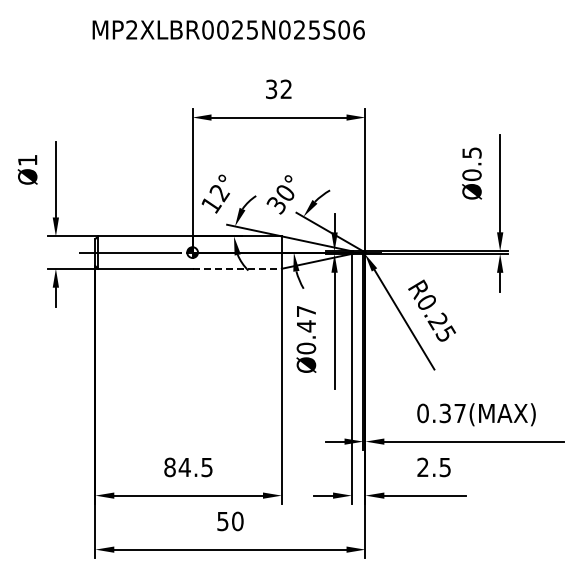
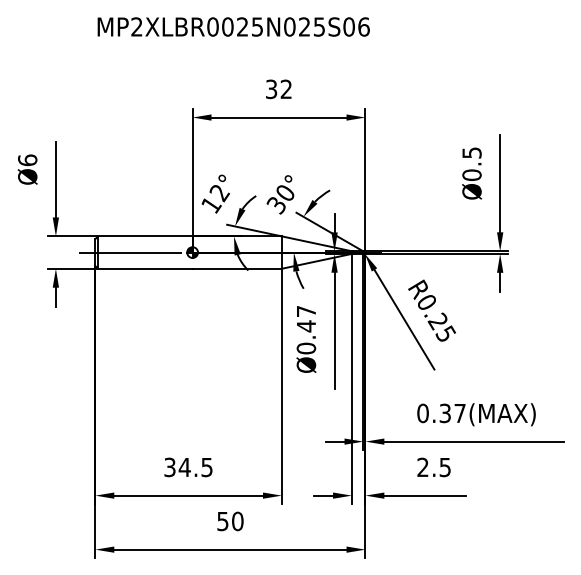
text position: (228, 29) -> (233, 26) (233, 26)
text: Ø1 -> Ø6 (27, 160)
line: dashed -> solid (237, 268)
text: 84.5 -> 34.5 (169, 467)
